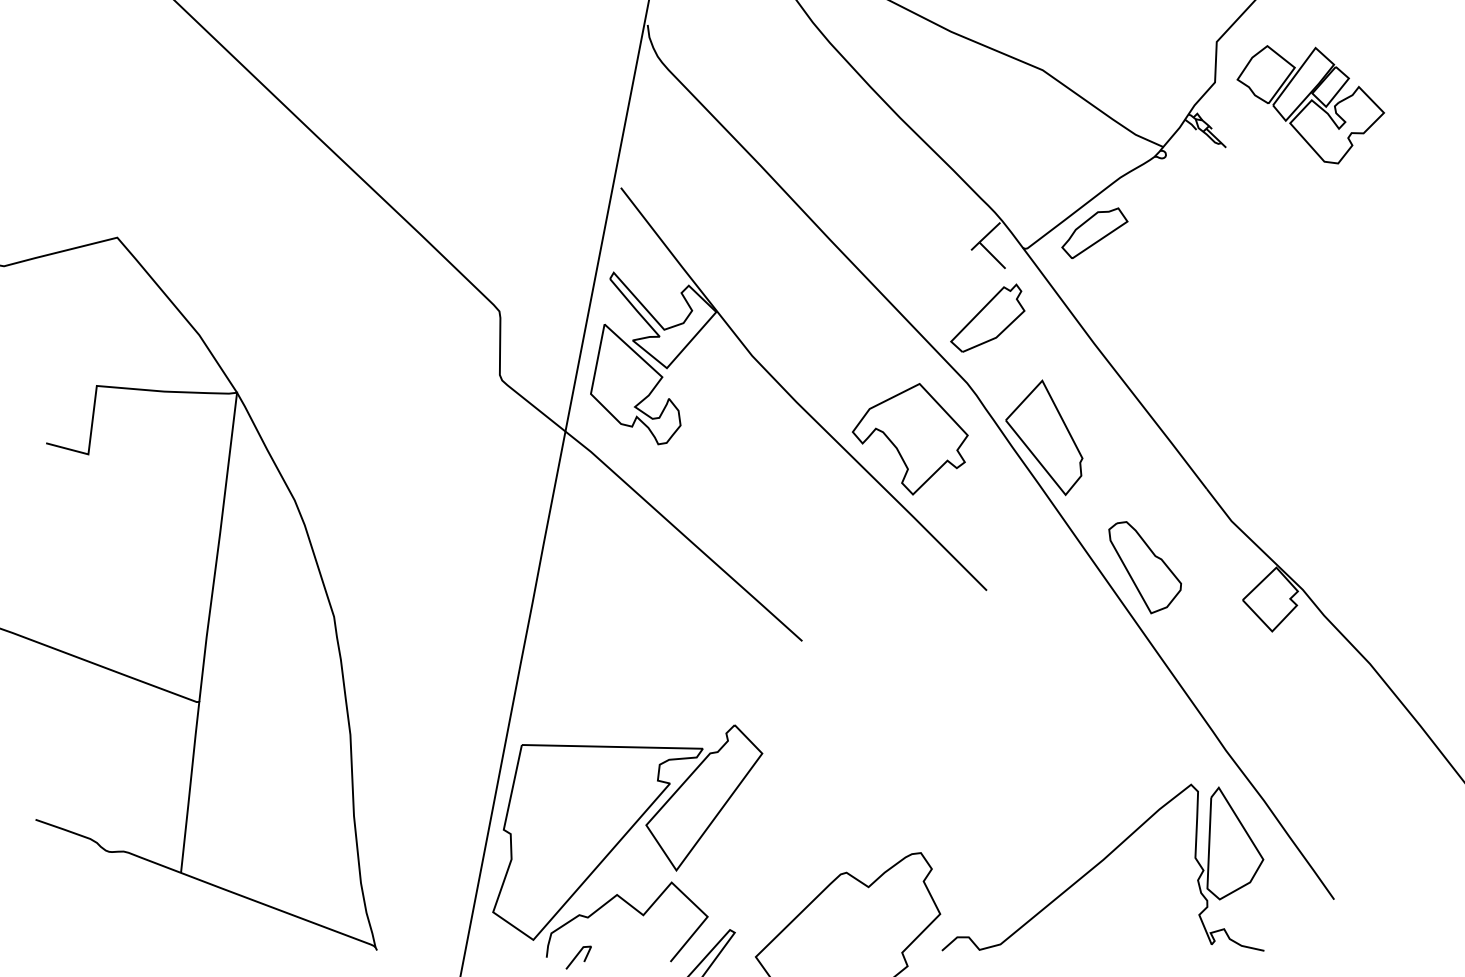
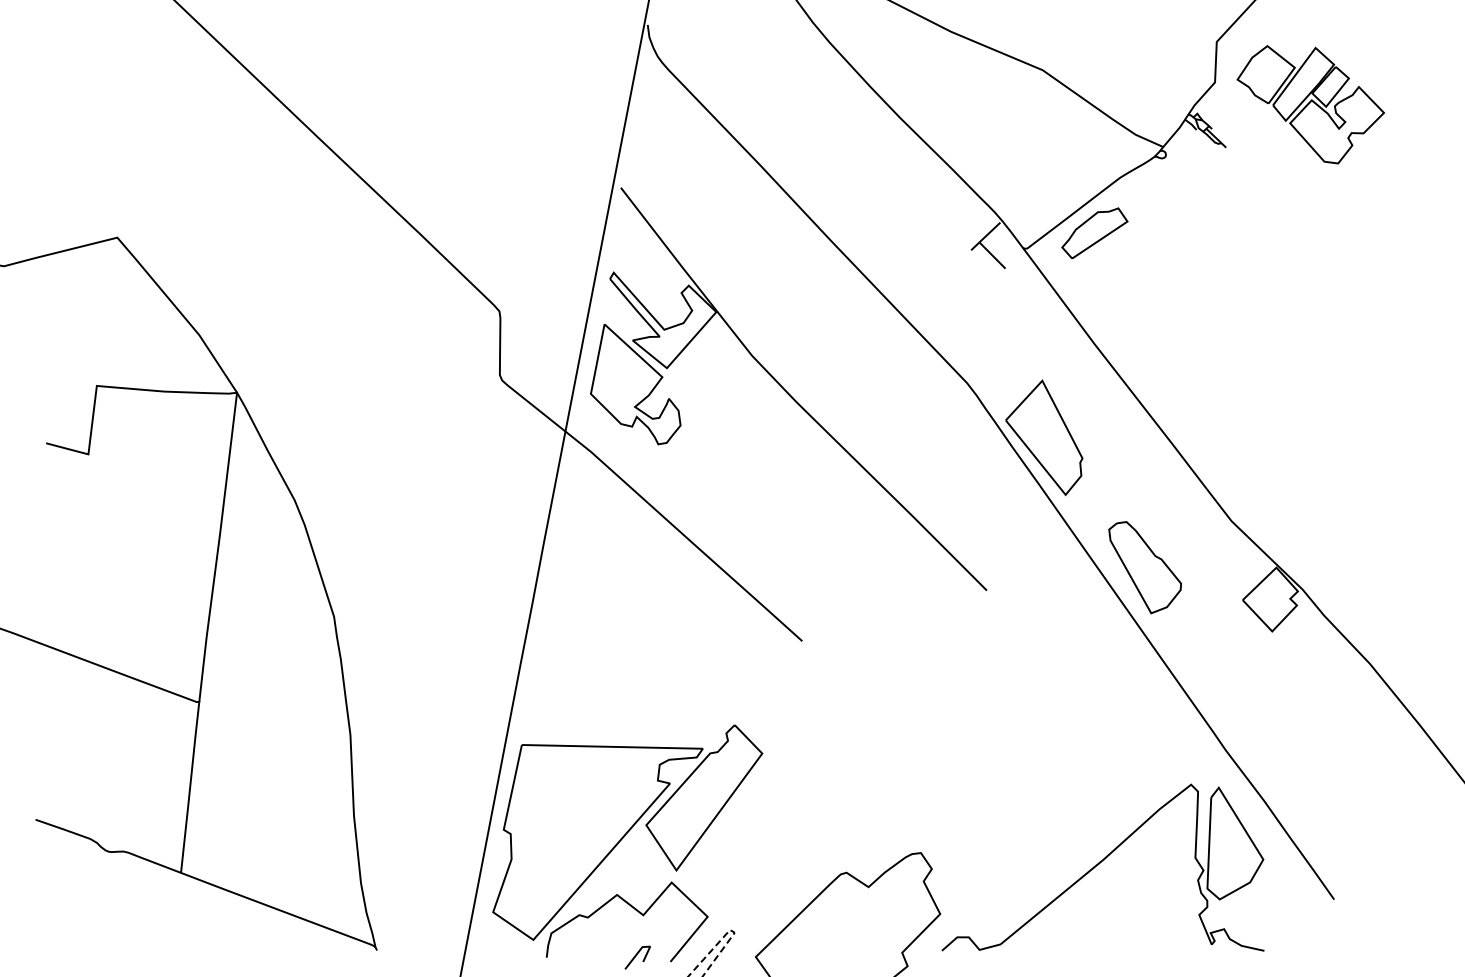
part: present -> none (987, 317)
part: present -> none (909, 439)
line: solid -> dashed (730, 930)
line position: (577, 956) -> (636, 956) (636, 956)
